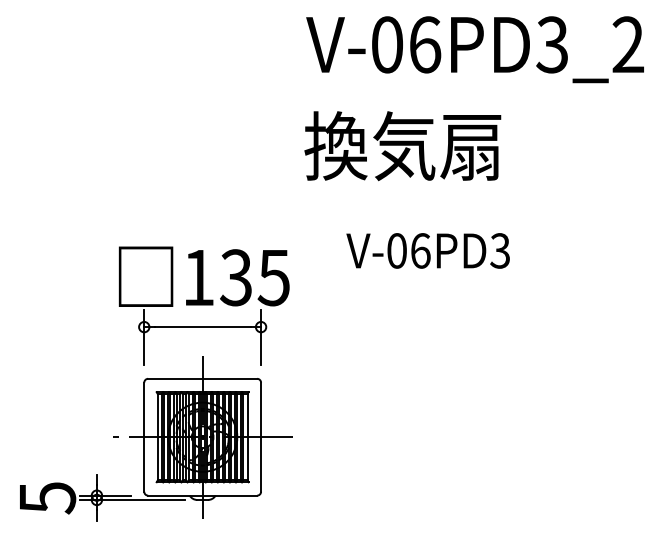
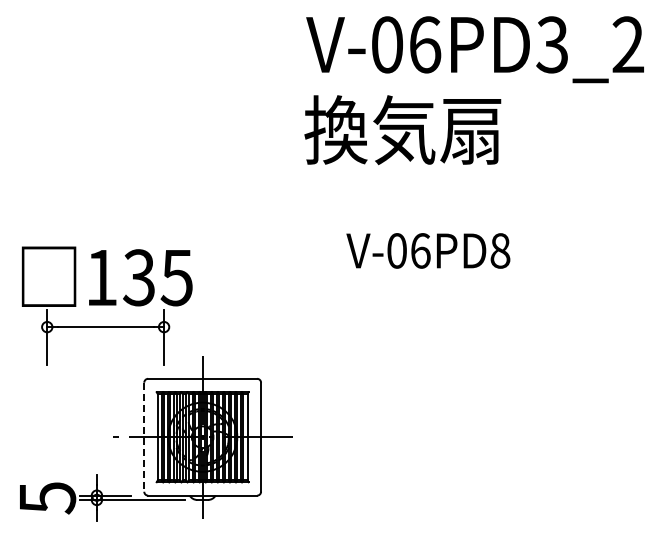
text position: (402, 146) -> (402, 130) (402, 130)
text: V-06PD3 -> V-06PD8 (500, 250)
part position: (203, 305) -> (106, 305) (106, 305)
line: solid -> dashed (144, 437)
